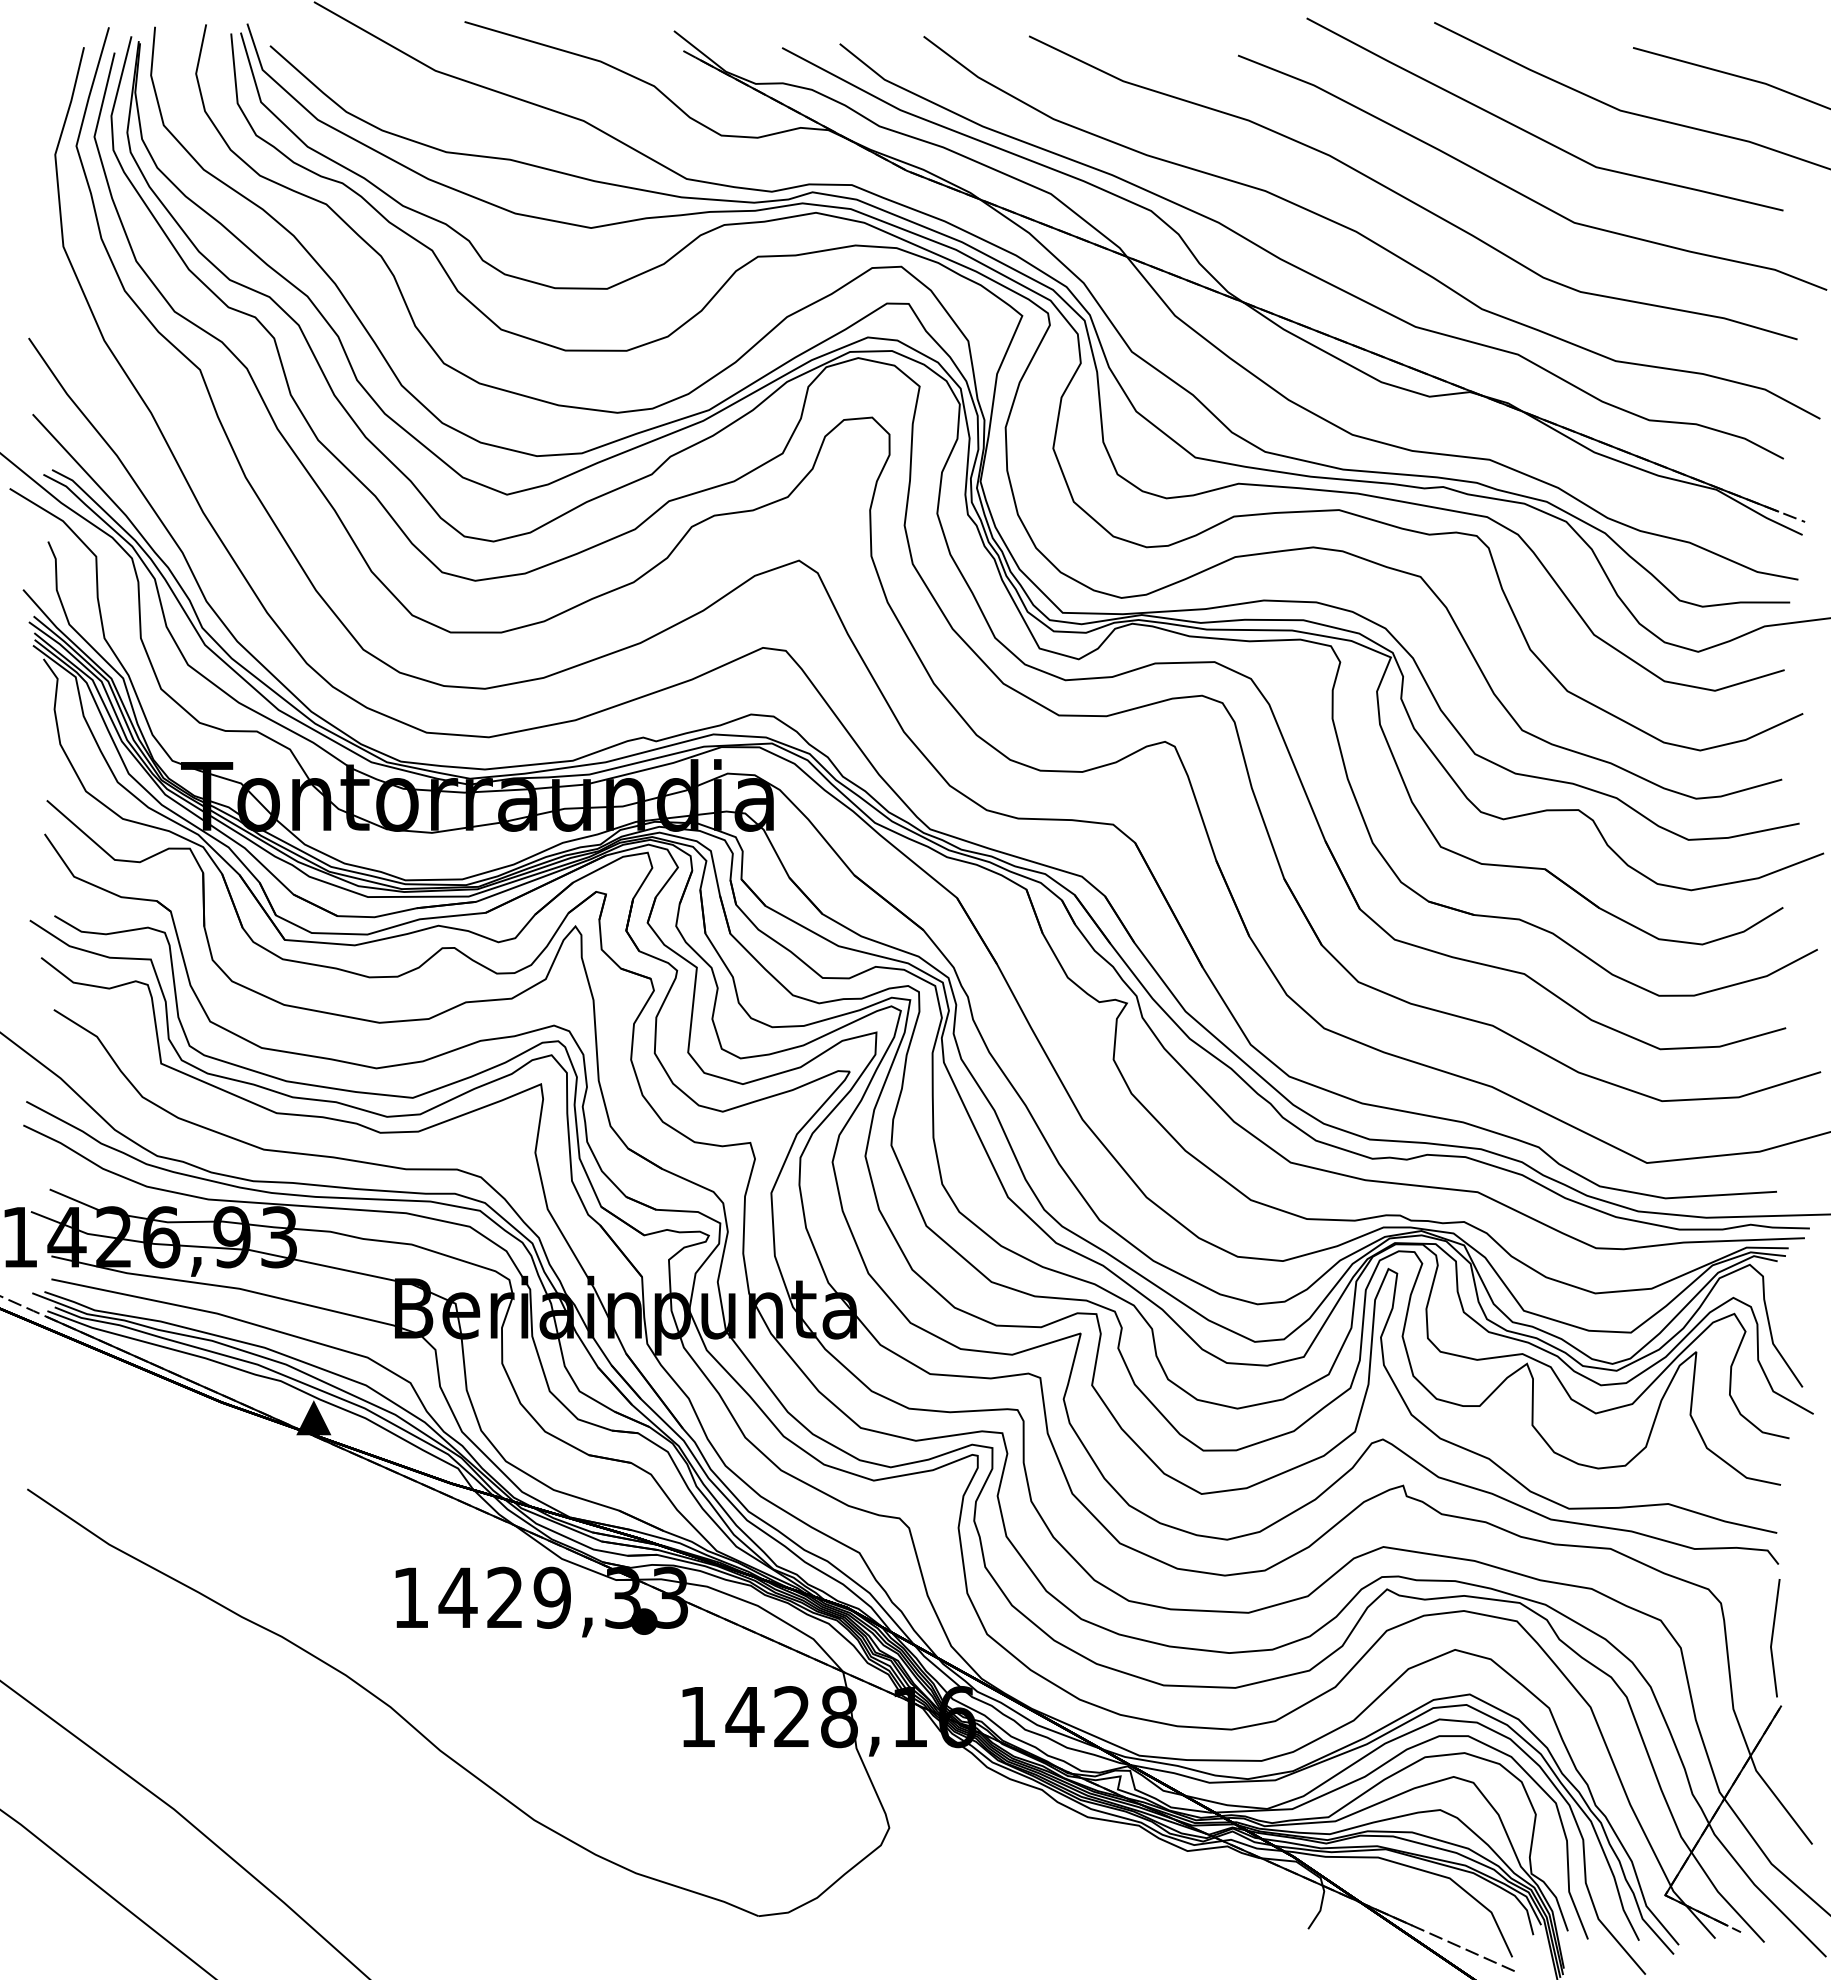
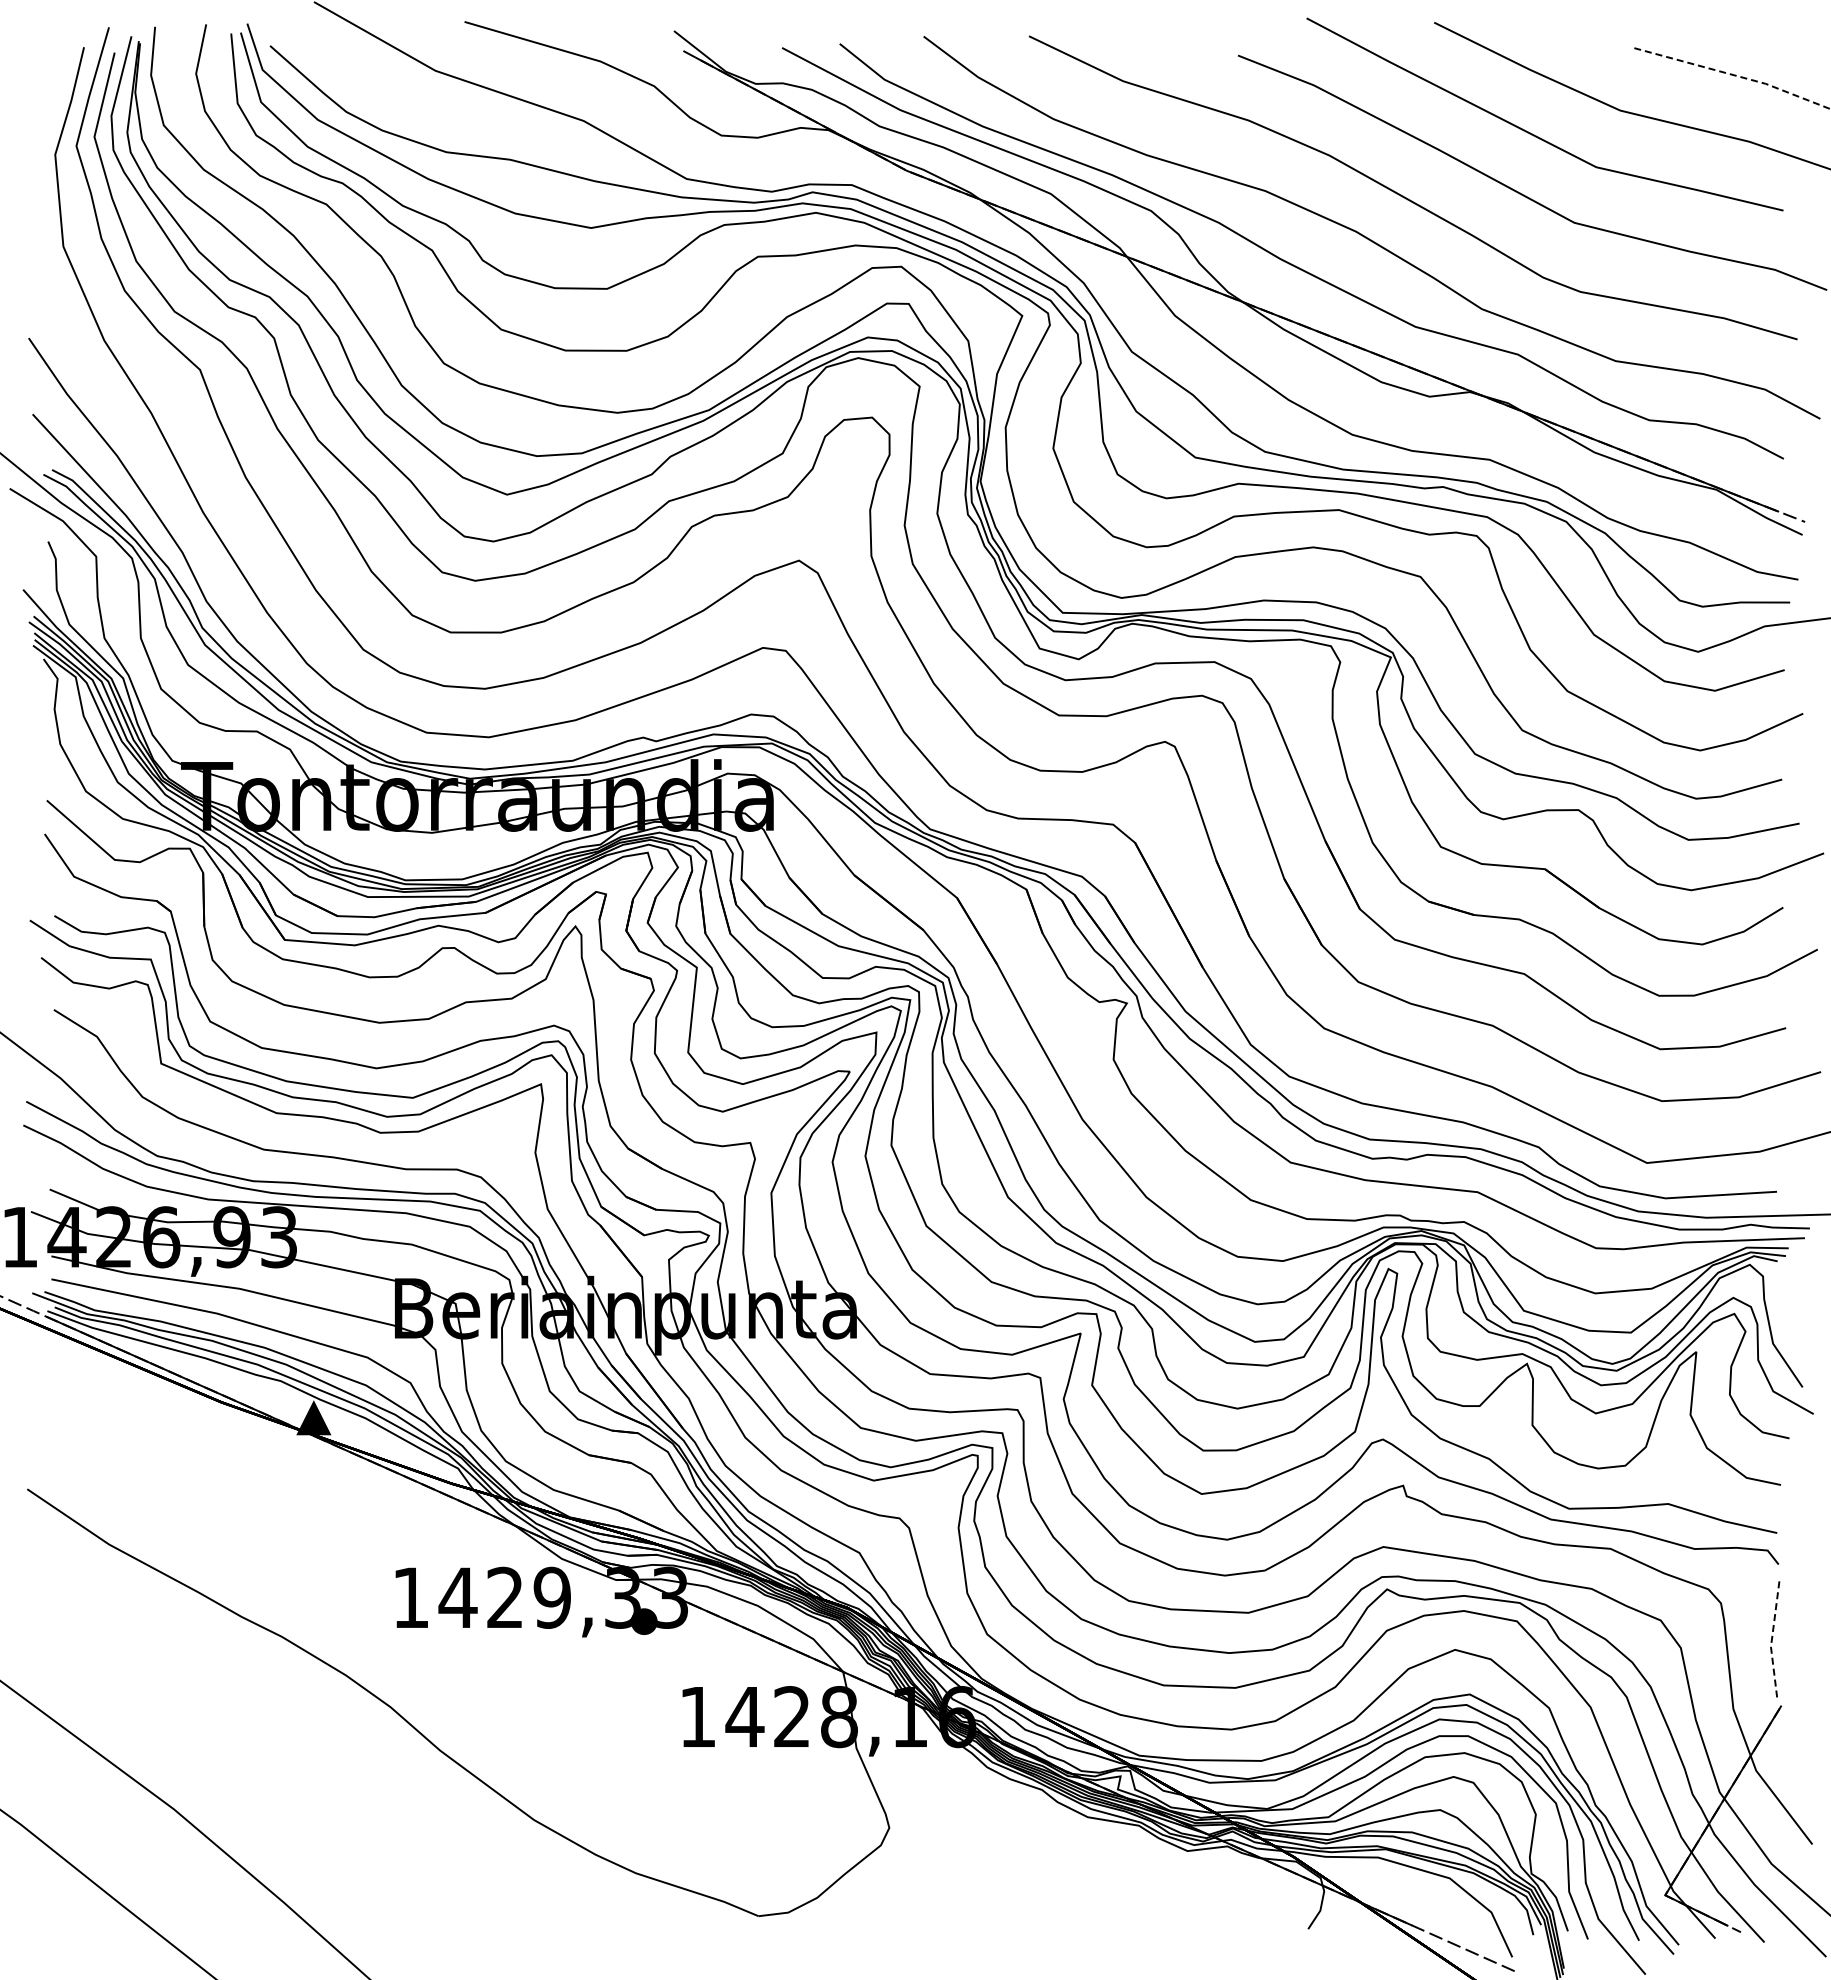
line: solid -> dashed (1733, 74)
line: solid -> dashed (1772, 1638)
